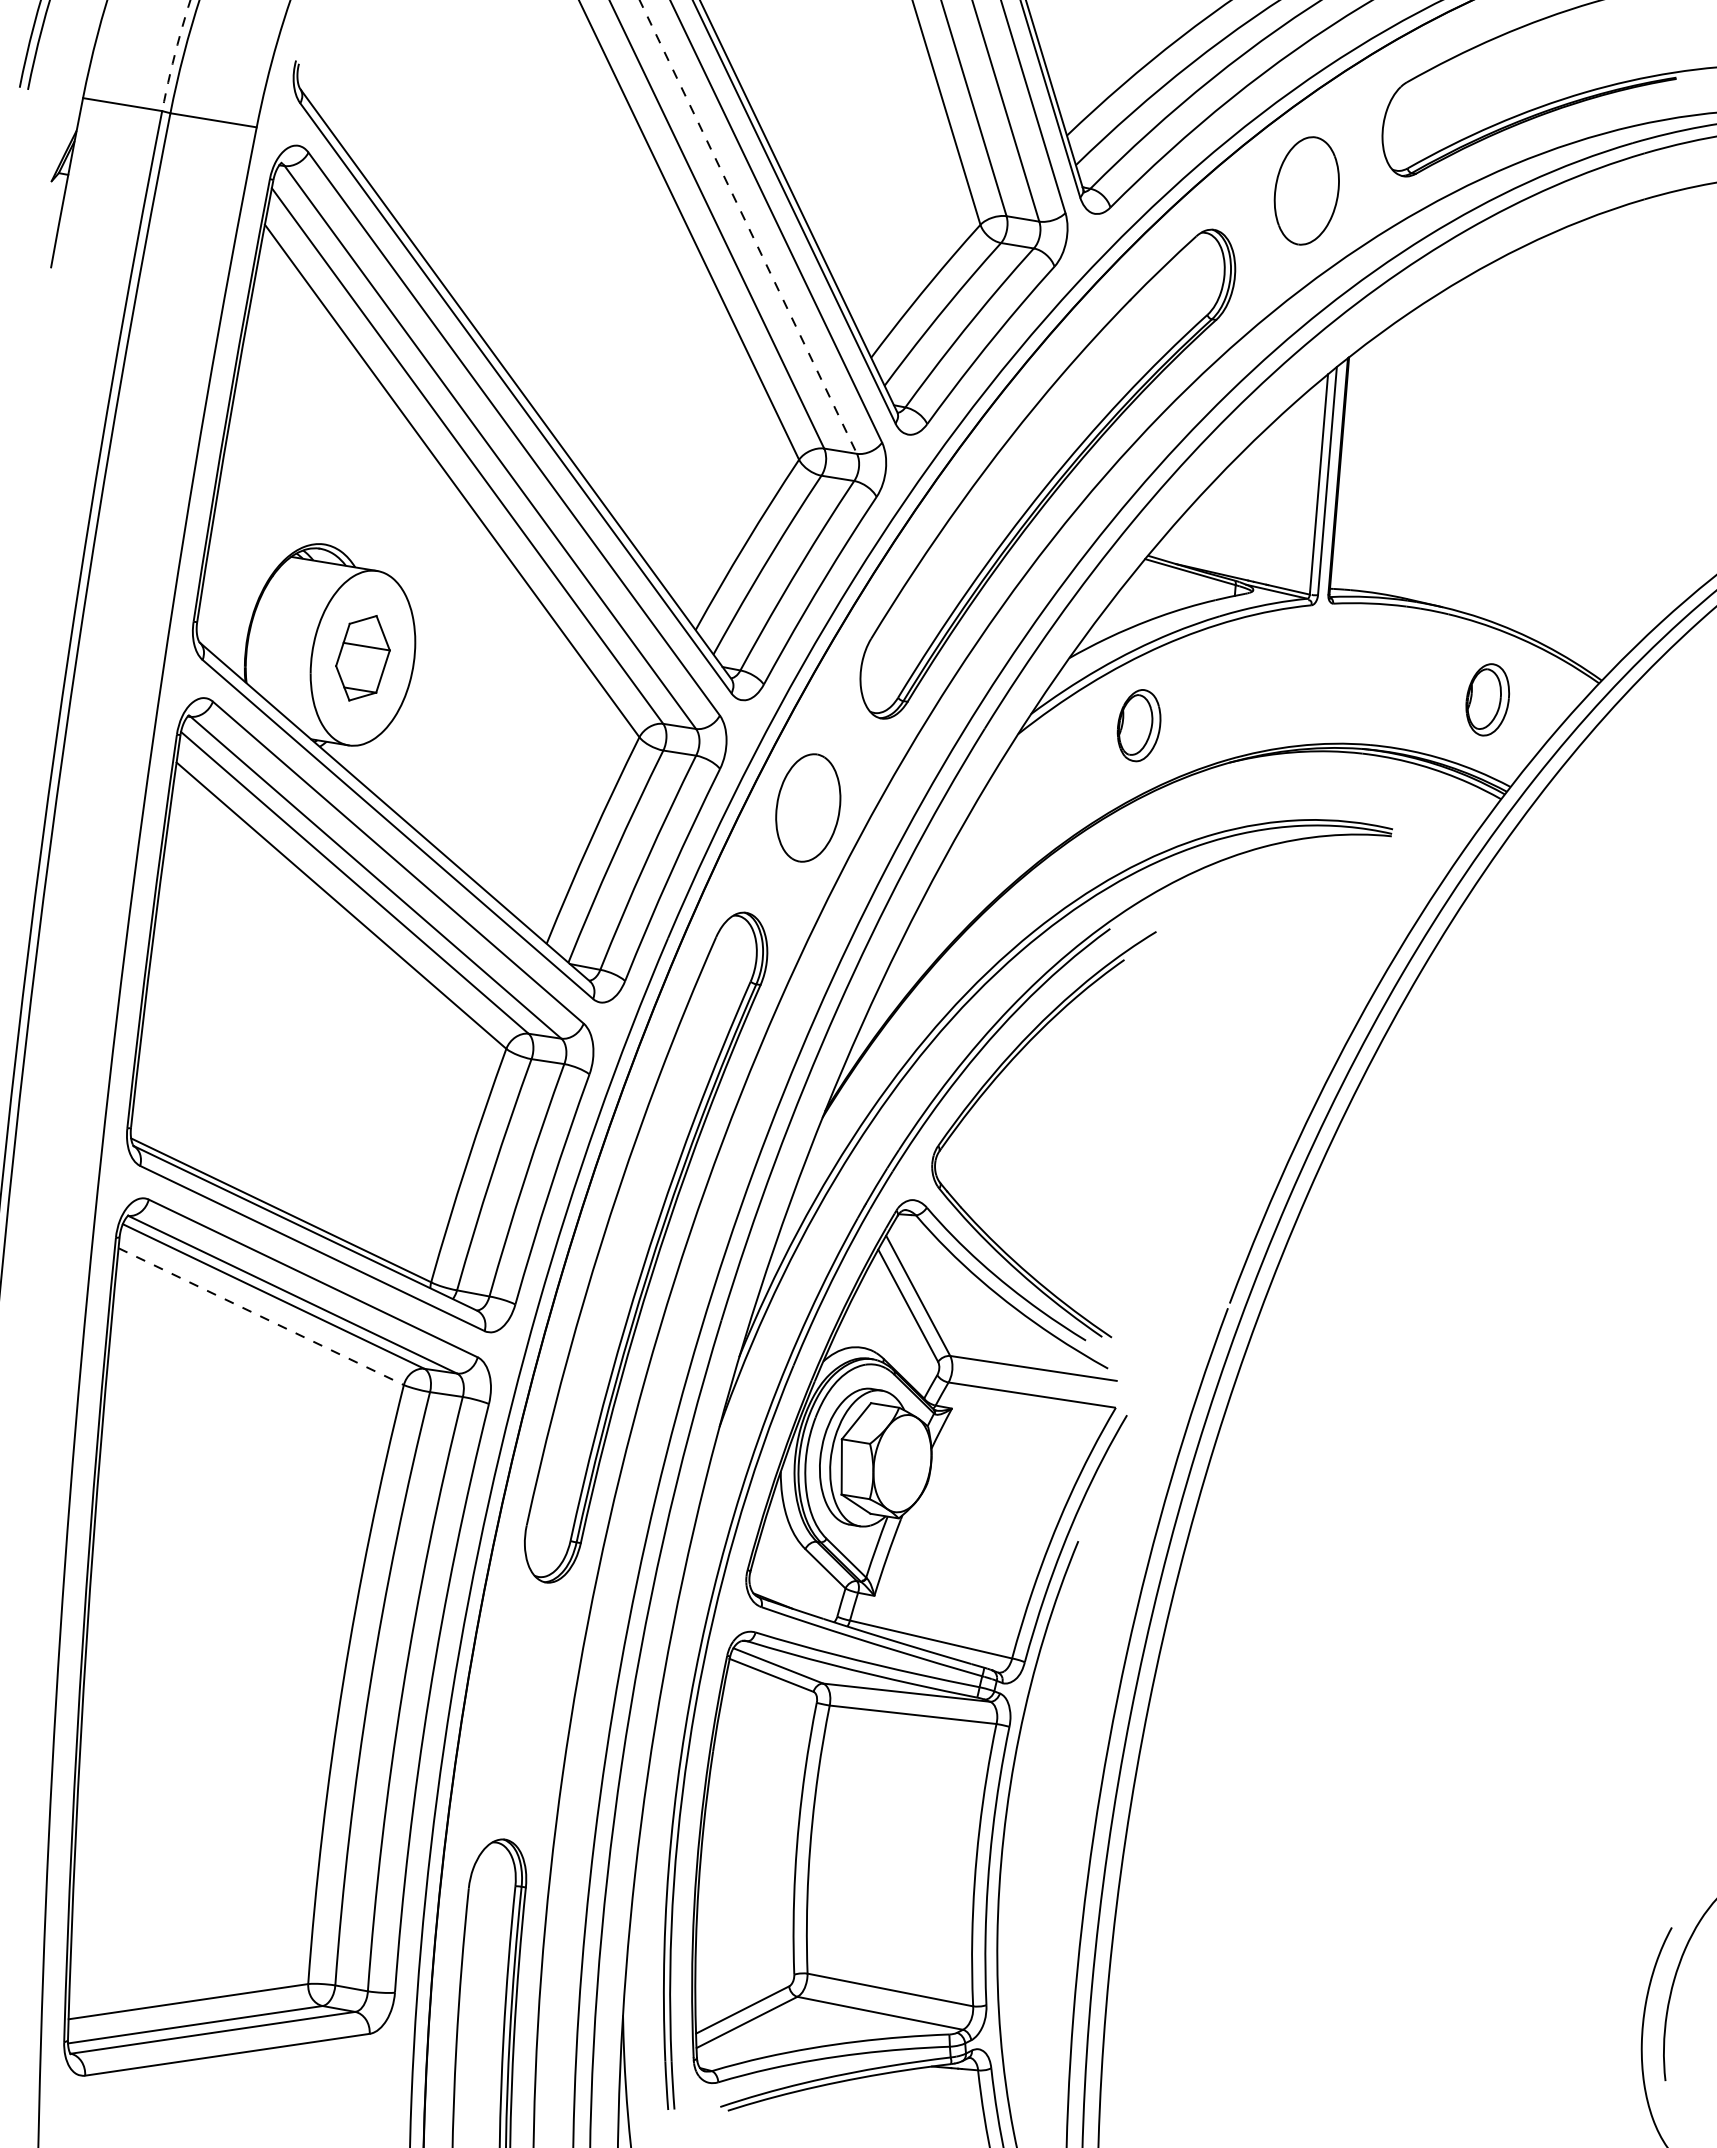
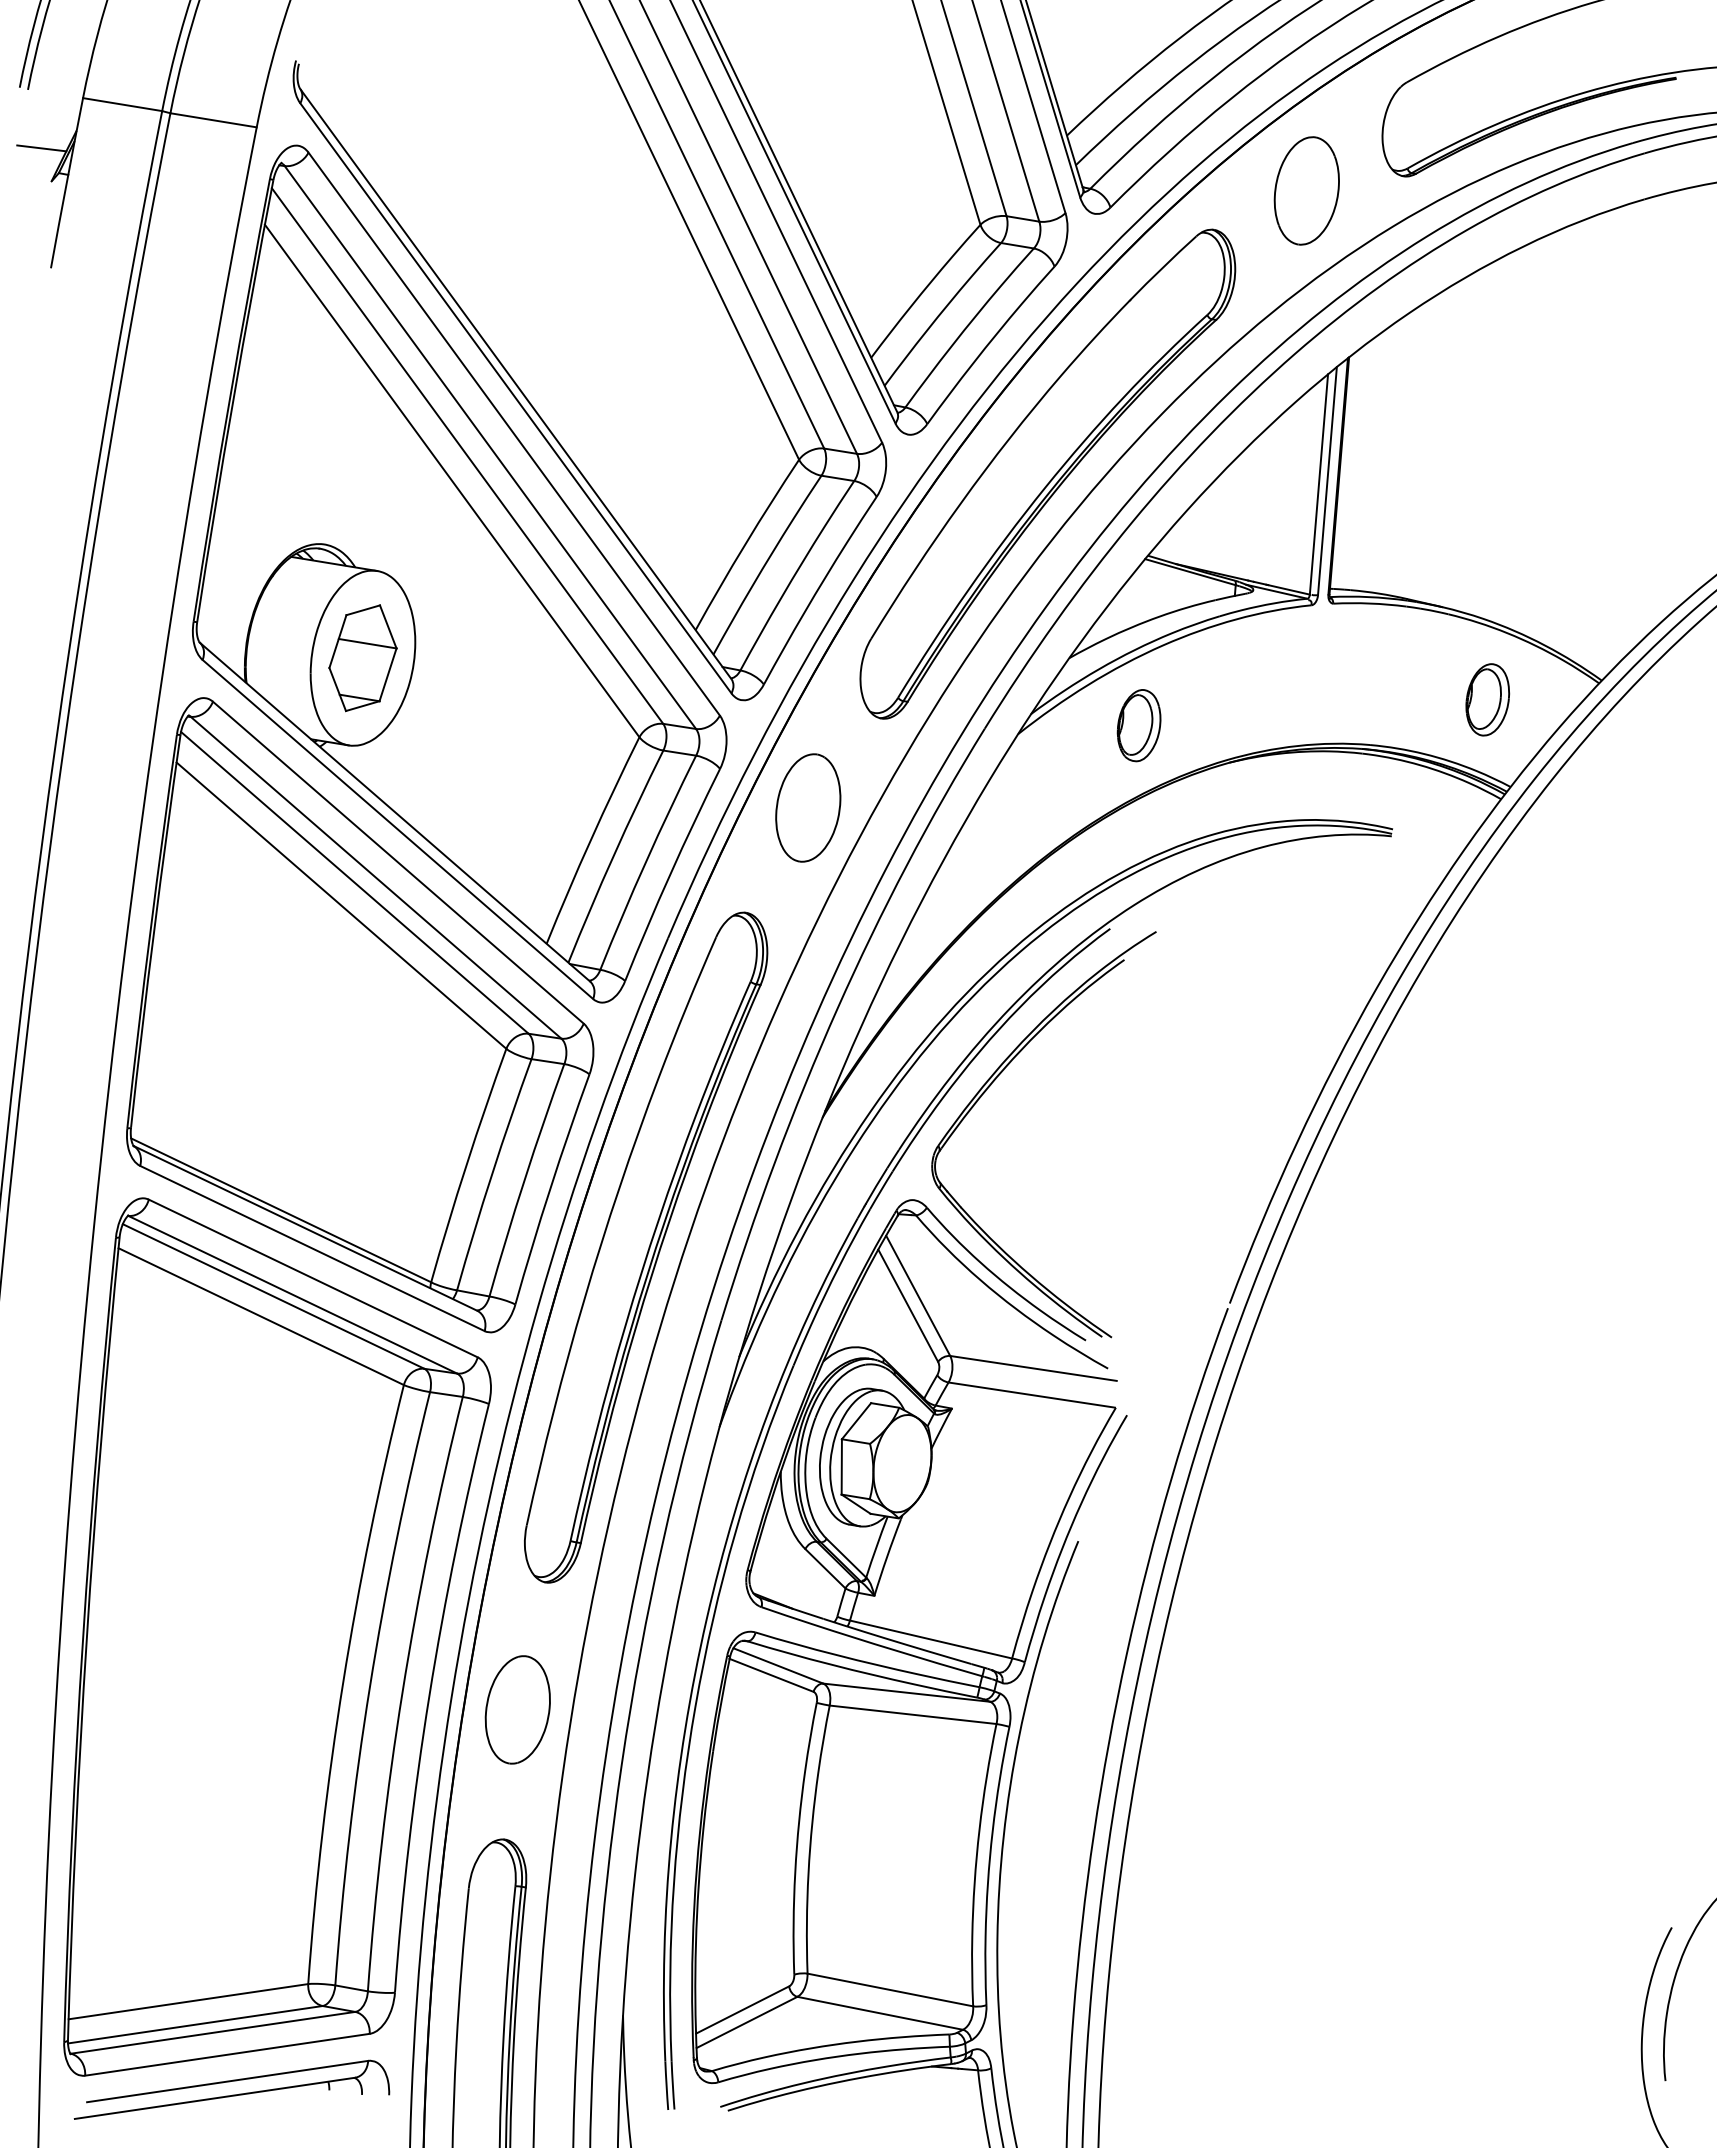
arc: dashed -> solid (174, 55)
line: none -> present (41, 148)
line: dashed -> solid (748, 227)
part size: 56x87 px -> 70x109 px (362, 658)
line: dashed -> solid (261, 1316)
part: none -> present (517, 1709)
part: none -> present (231, 2089)
